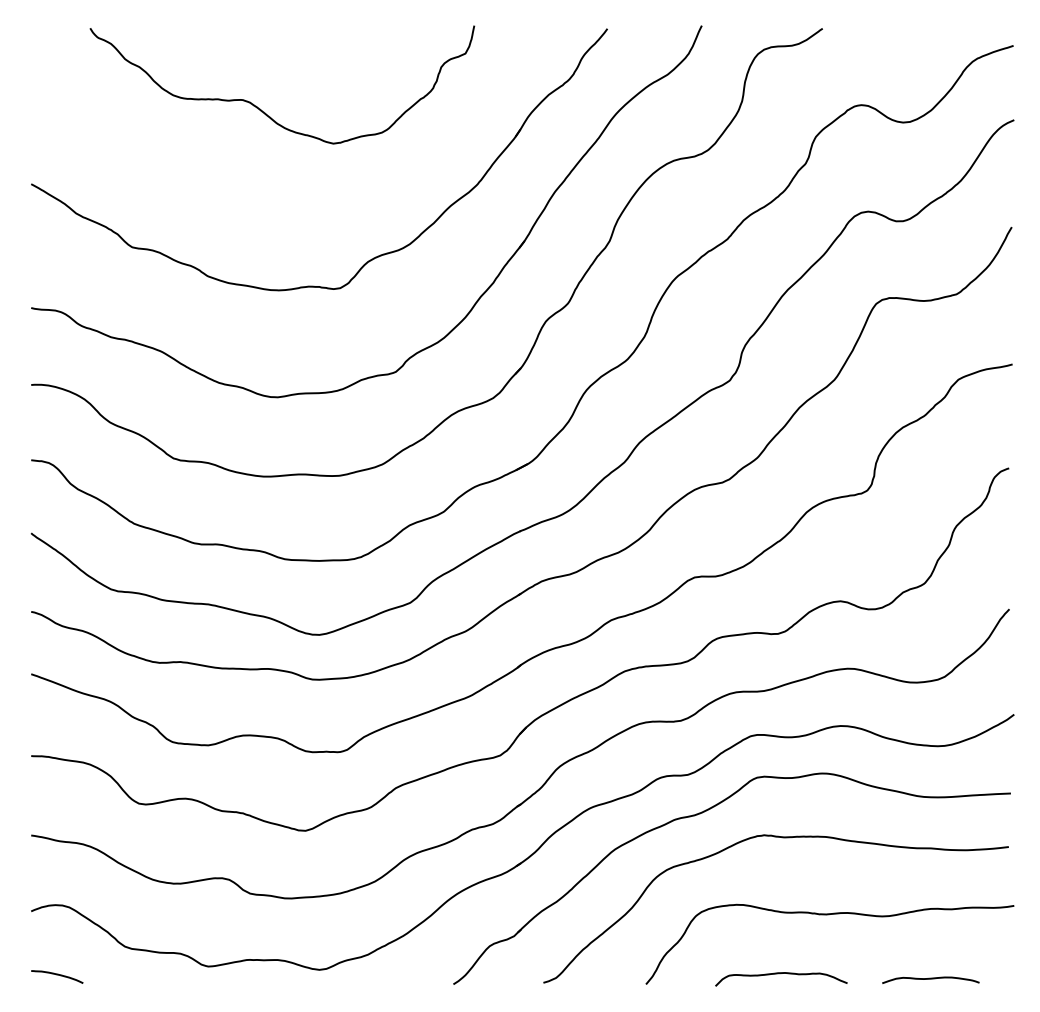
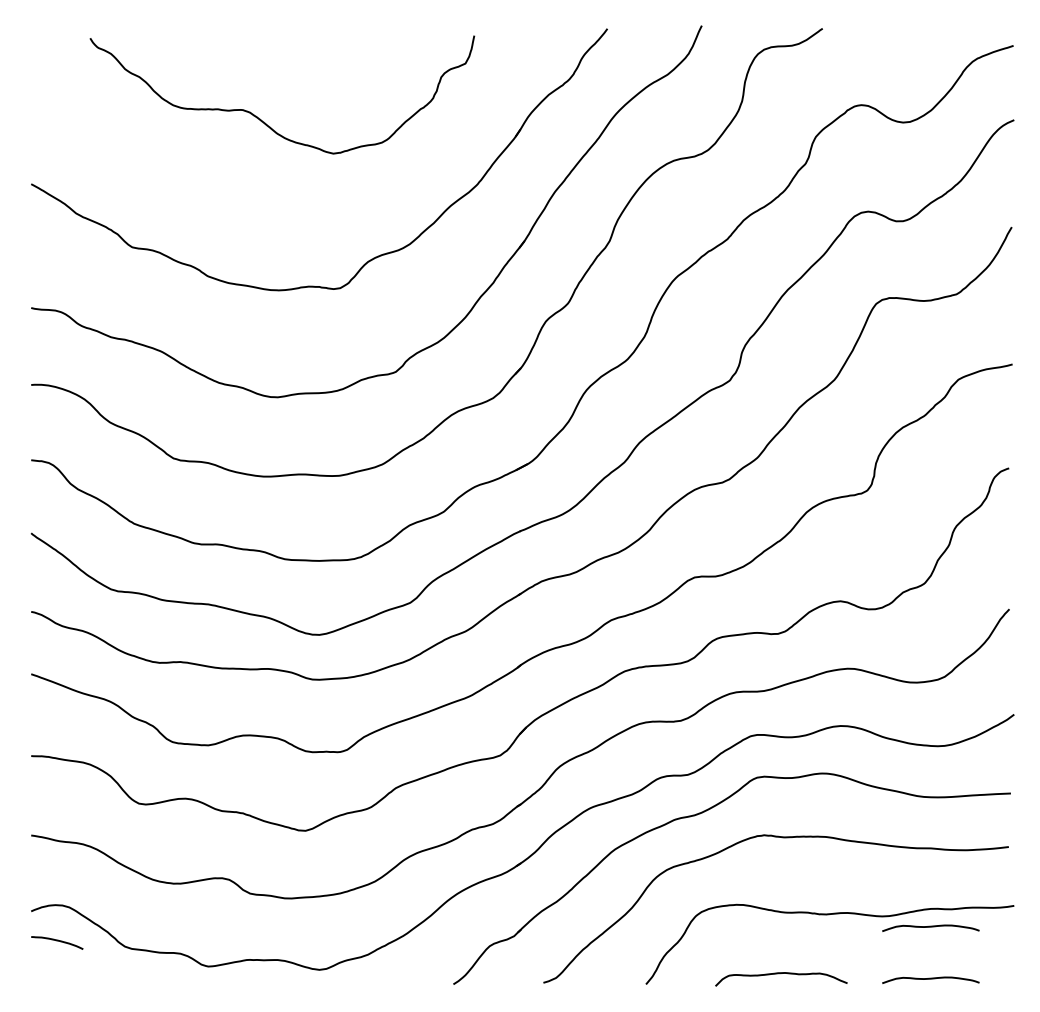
curve position: (260, 108) -> (260, 118) (260, 118)
curve: none -> present (930, 927)
curve position: (57, 975) -> (57, 941) (57, 941)
